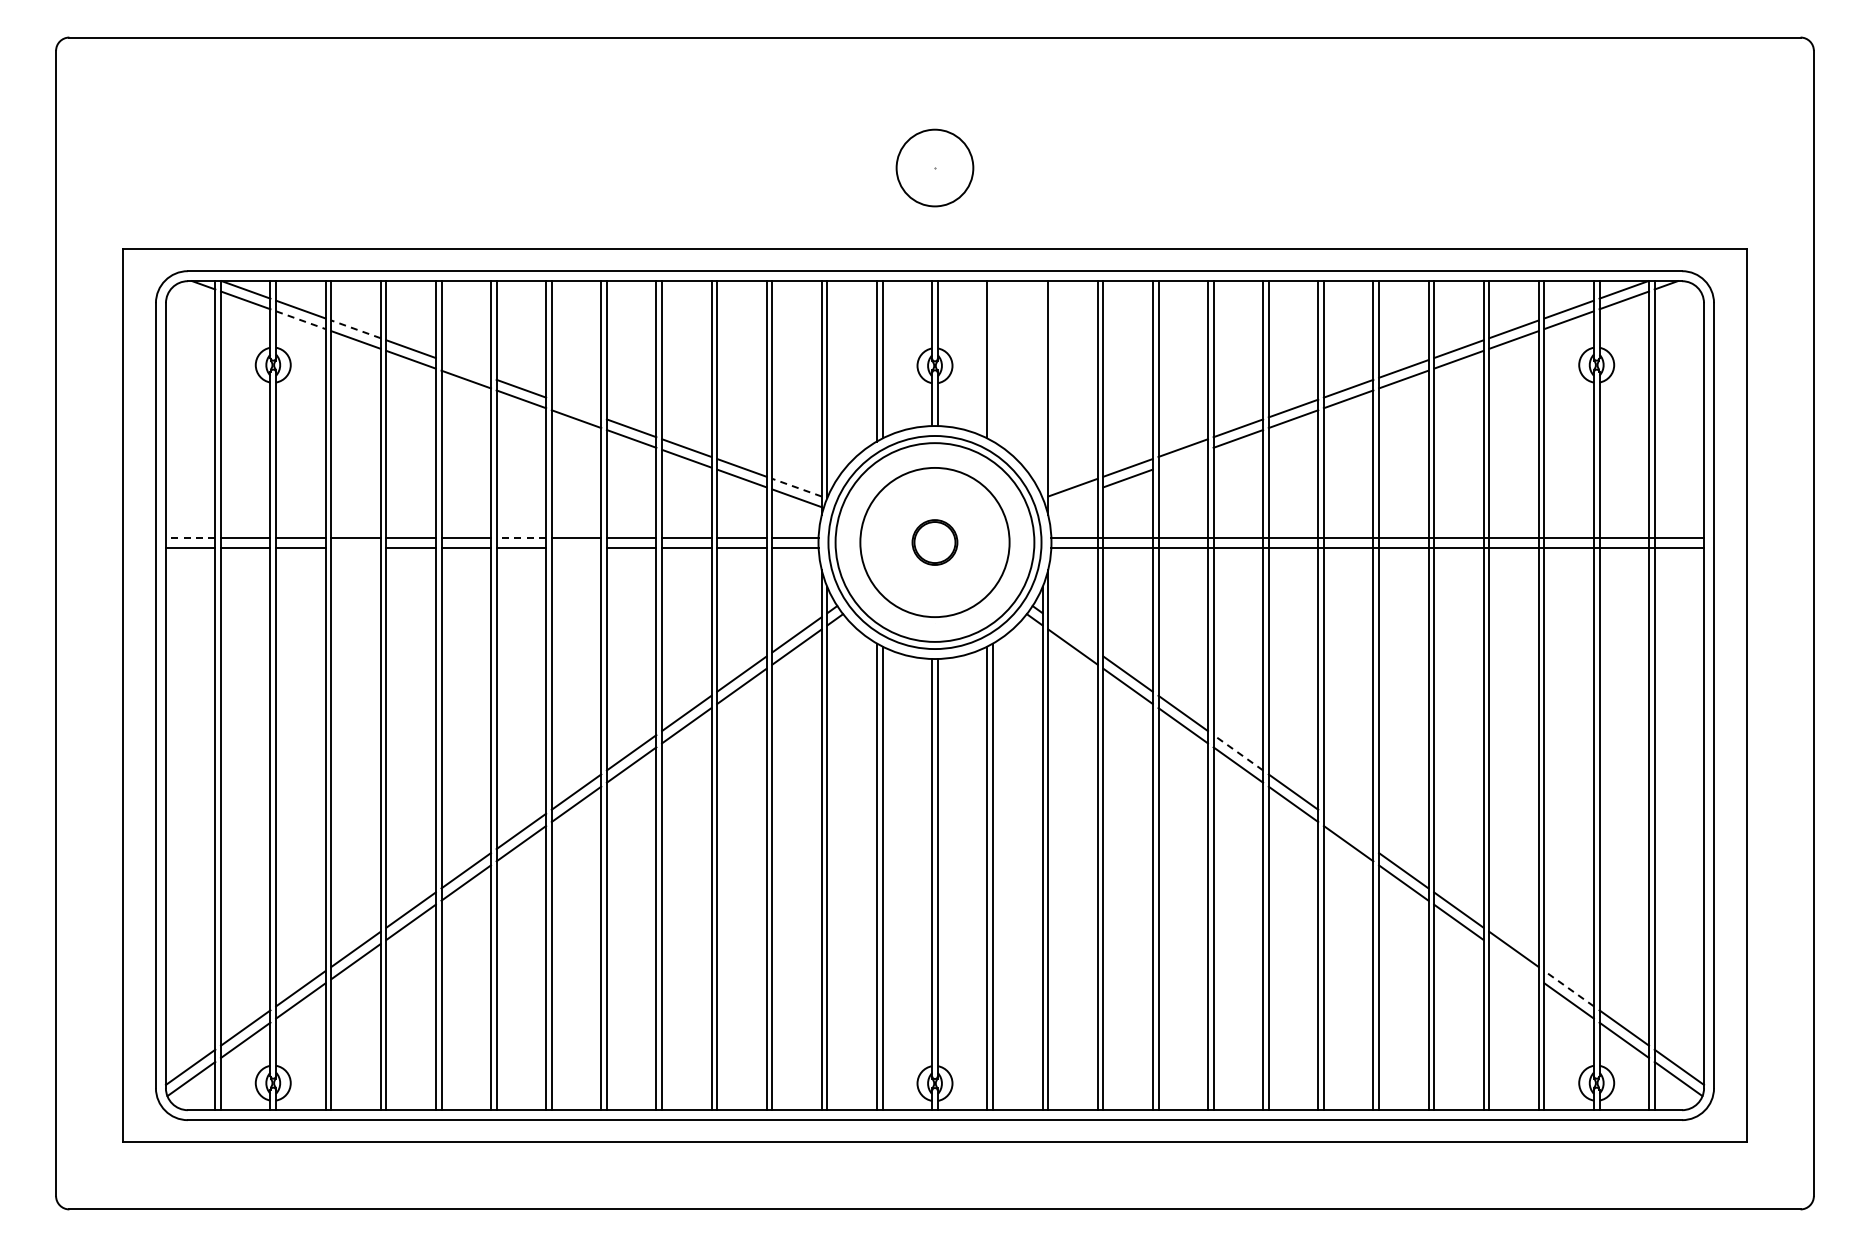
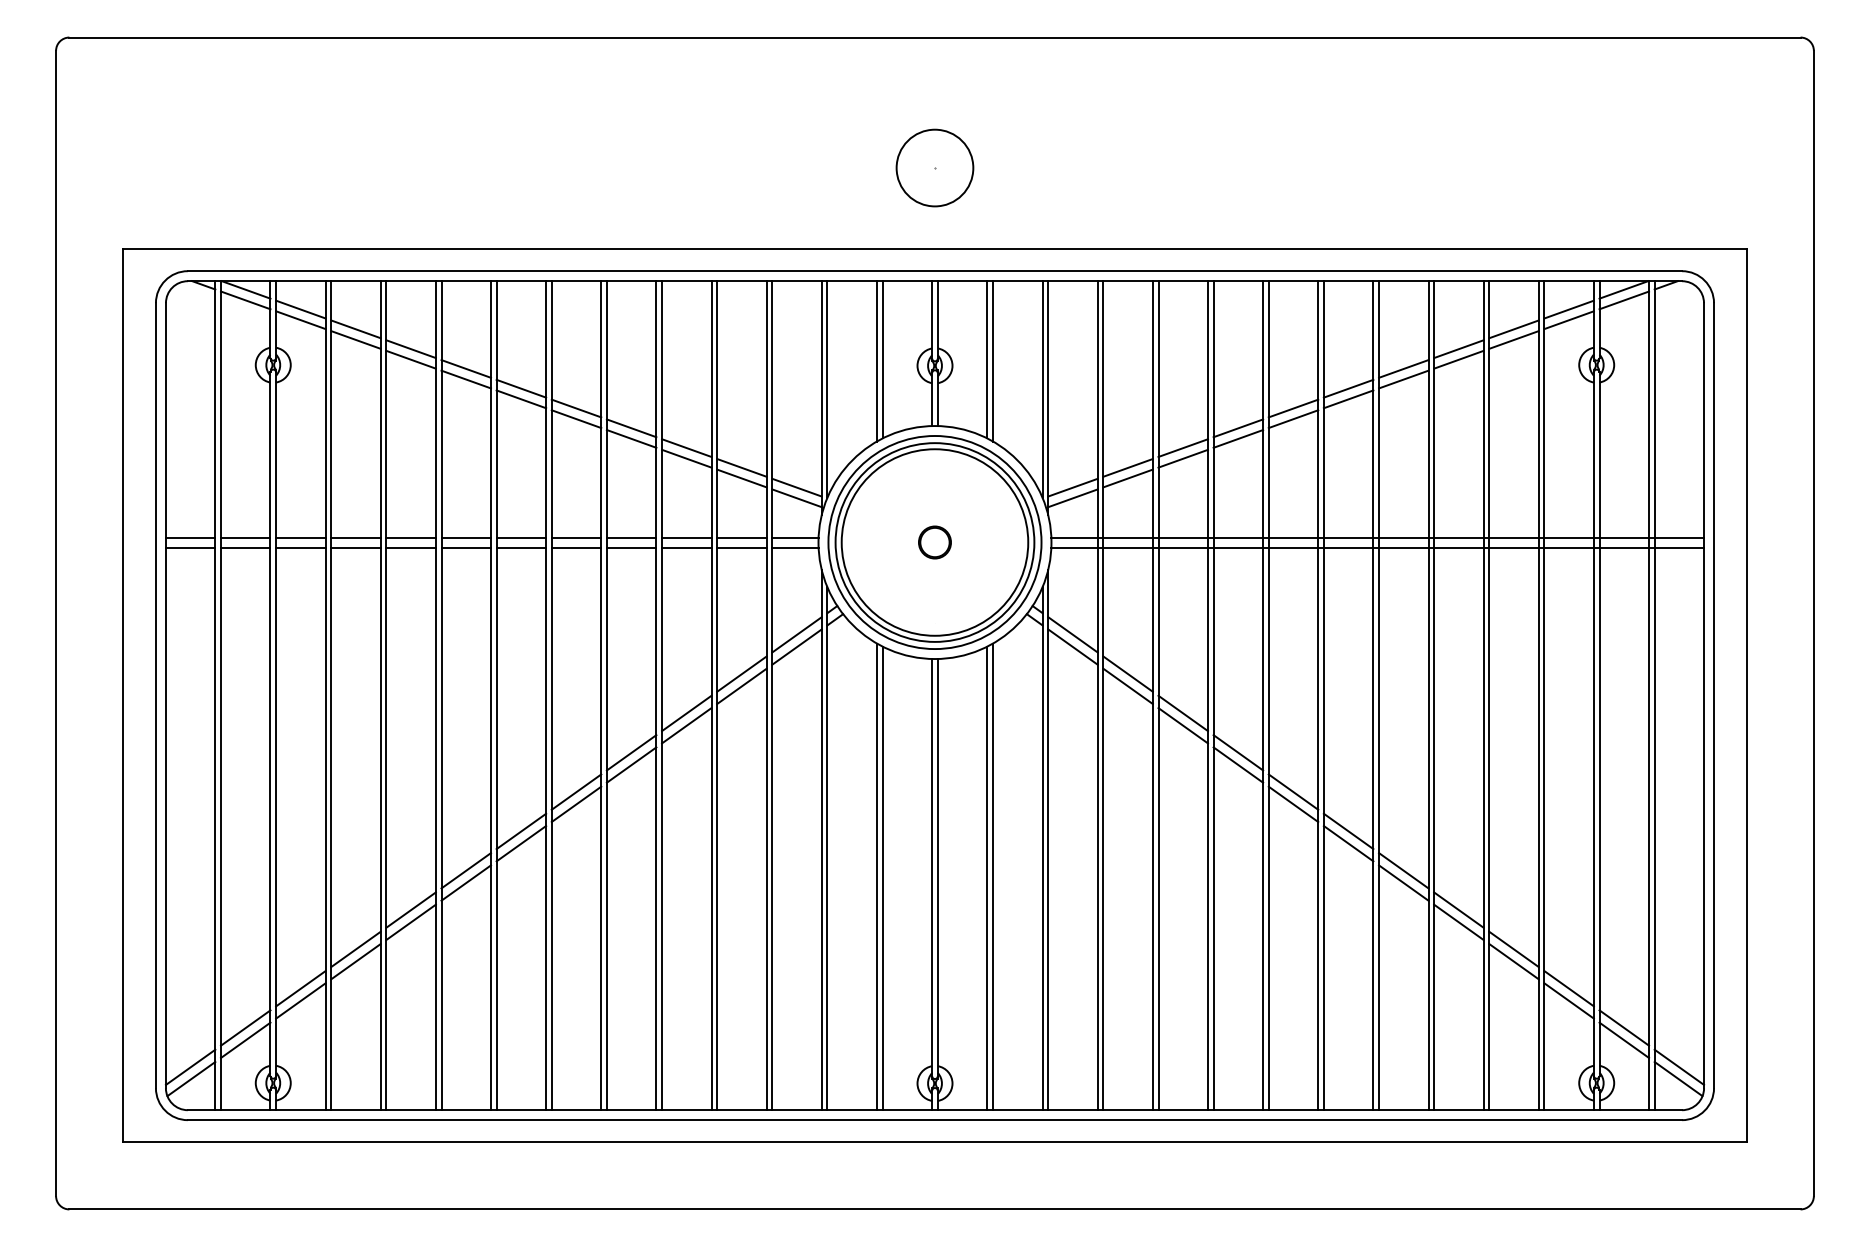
line: dashed -> solid (301, 320)
line: dashed -> solid (355, 329)
line: none -> present (993, 361)
line: none -> present (466, 368)
line: none -> present (1042, 389)
line: none -> present (576, 408)
line: none -> present (1182, 458)
line: dashed -> solid (796, 487)
line: none -> present (1072, 498)
line: dashed -> solid (190, 537)
line: dashed -> solid (521, 537)
circle diameter: 149 px -> 187 px (934, 542)
circle size: 48x47 px -> 34x35 px (934, 542)
line: none -> present (355, 547)
line: none -> present (576, 547)
line: none -> present (1072, 634)
line: dashed -> solid (1237, 752)
line: none -> present (1348, 831)
line: none -> present (1513, 961)
line: dashed -> solid (1568, 988)
